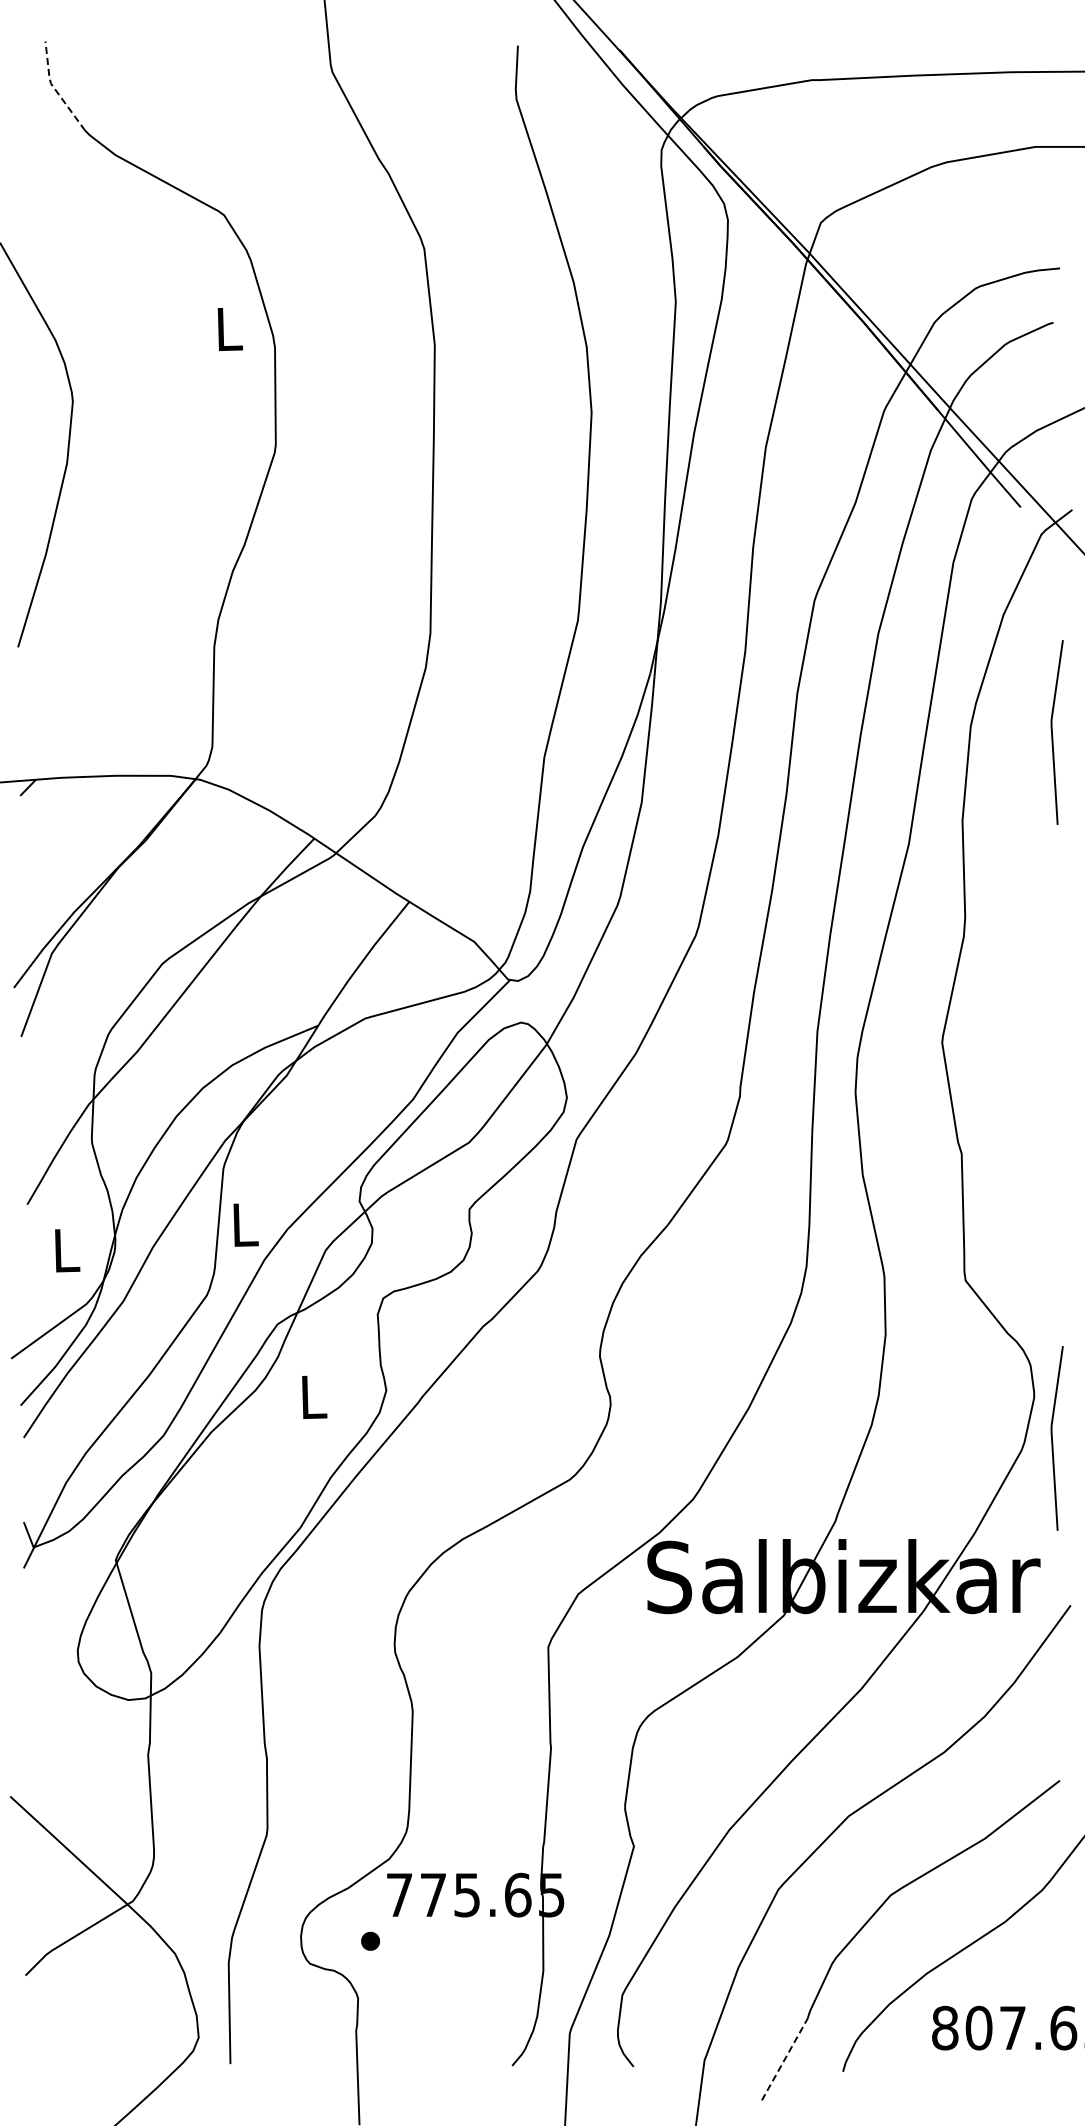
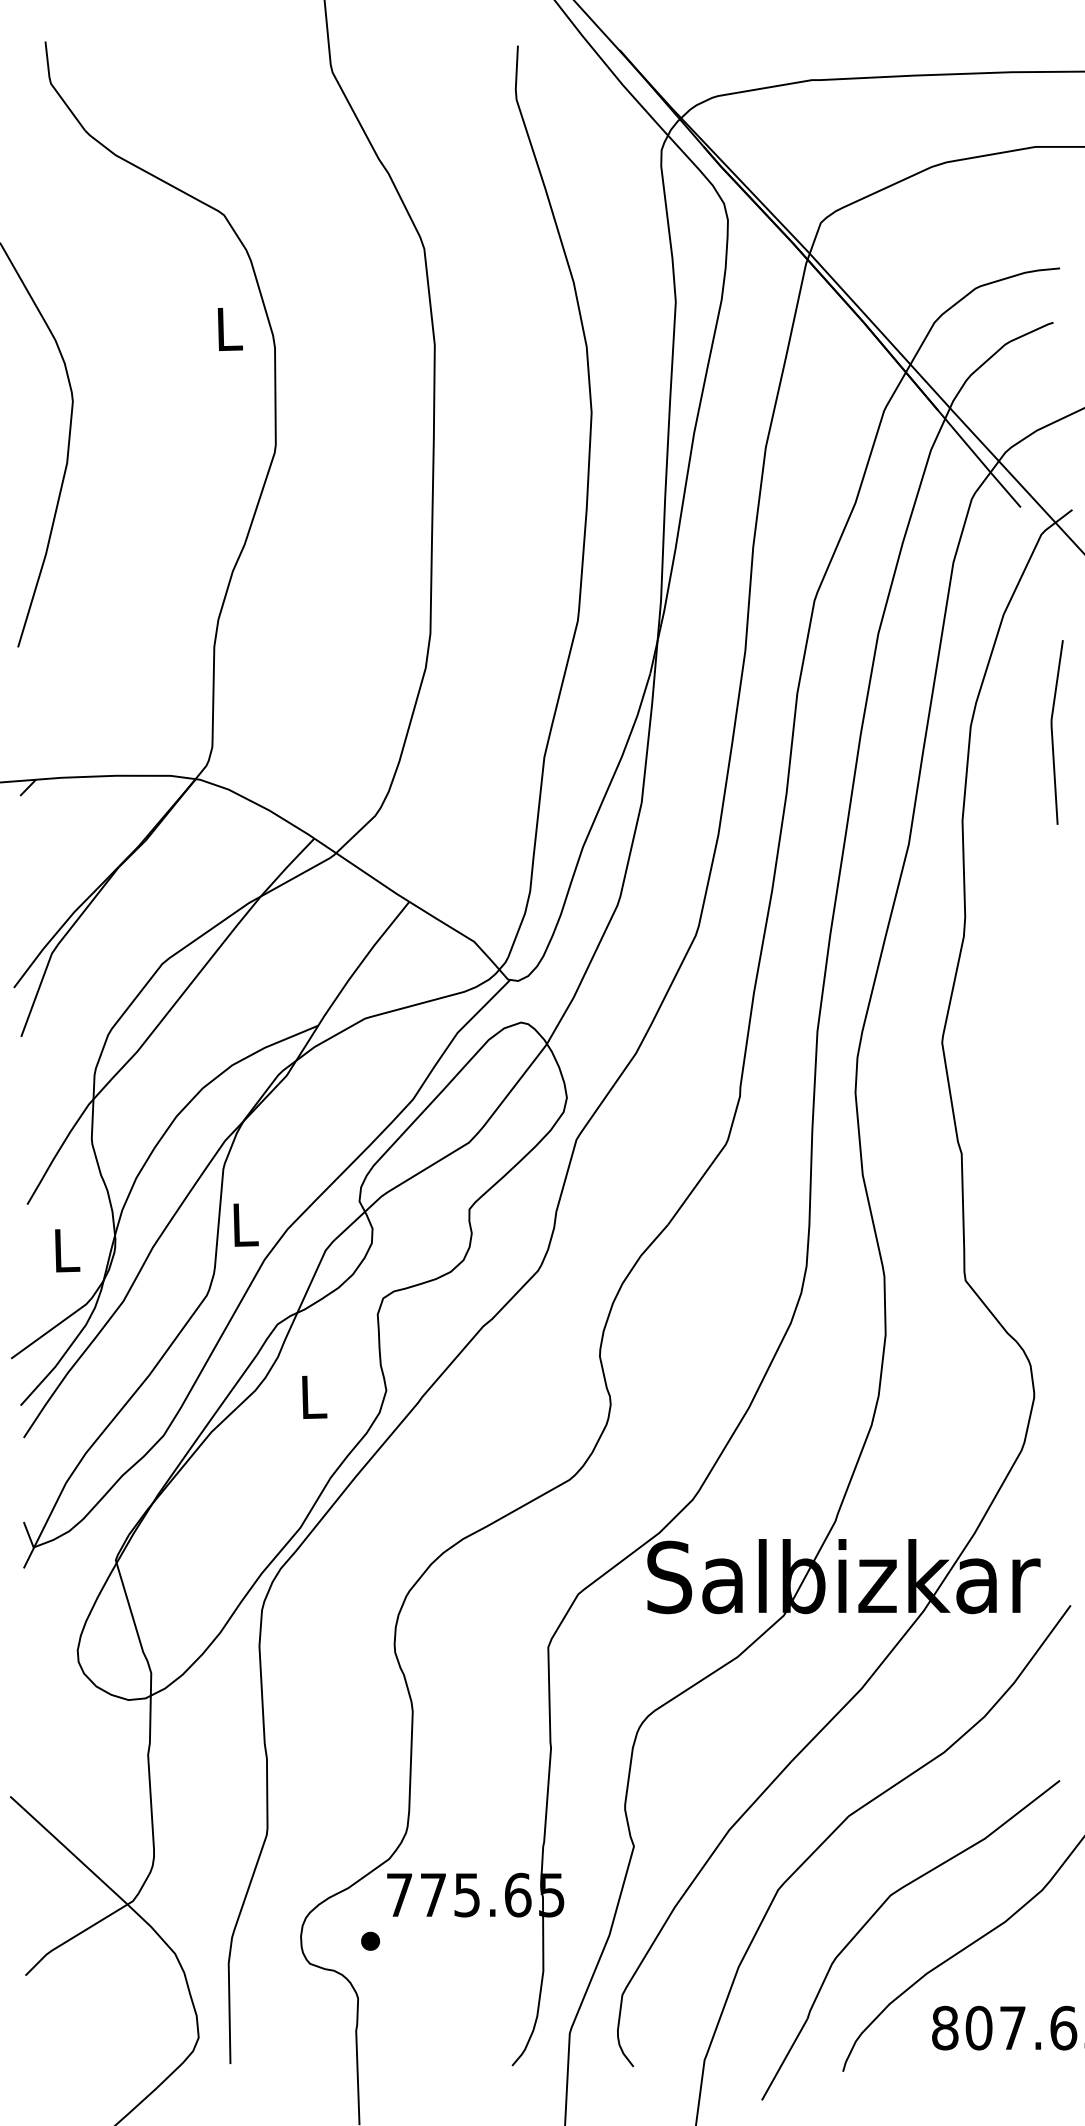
line: dashed -> solid (54, 88)
line: present -> none (1052, 1438)
line: dashed -> solid (784, 2059)
